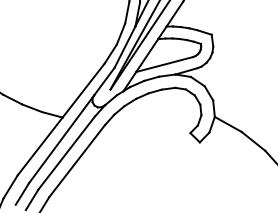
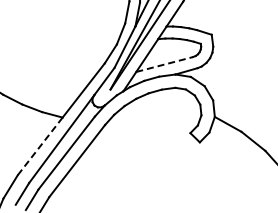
line: solid -> dashed (165, 64)
line: solid -> dashed (40, 146)
